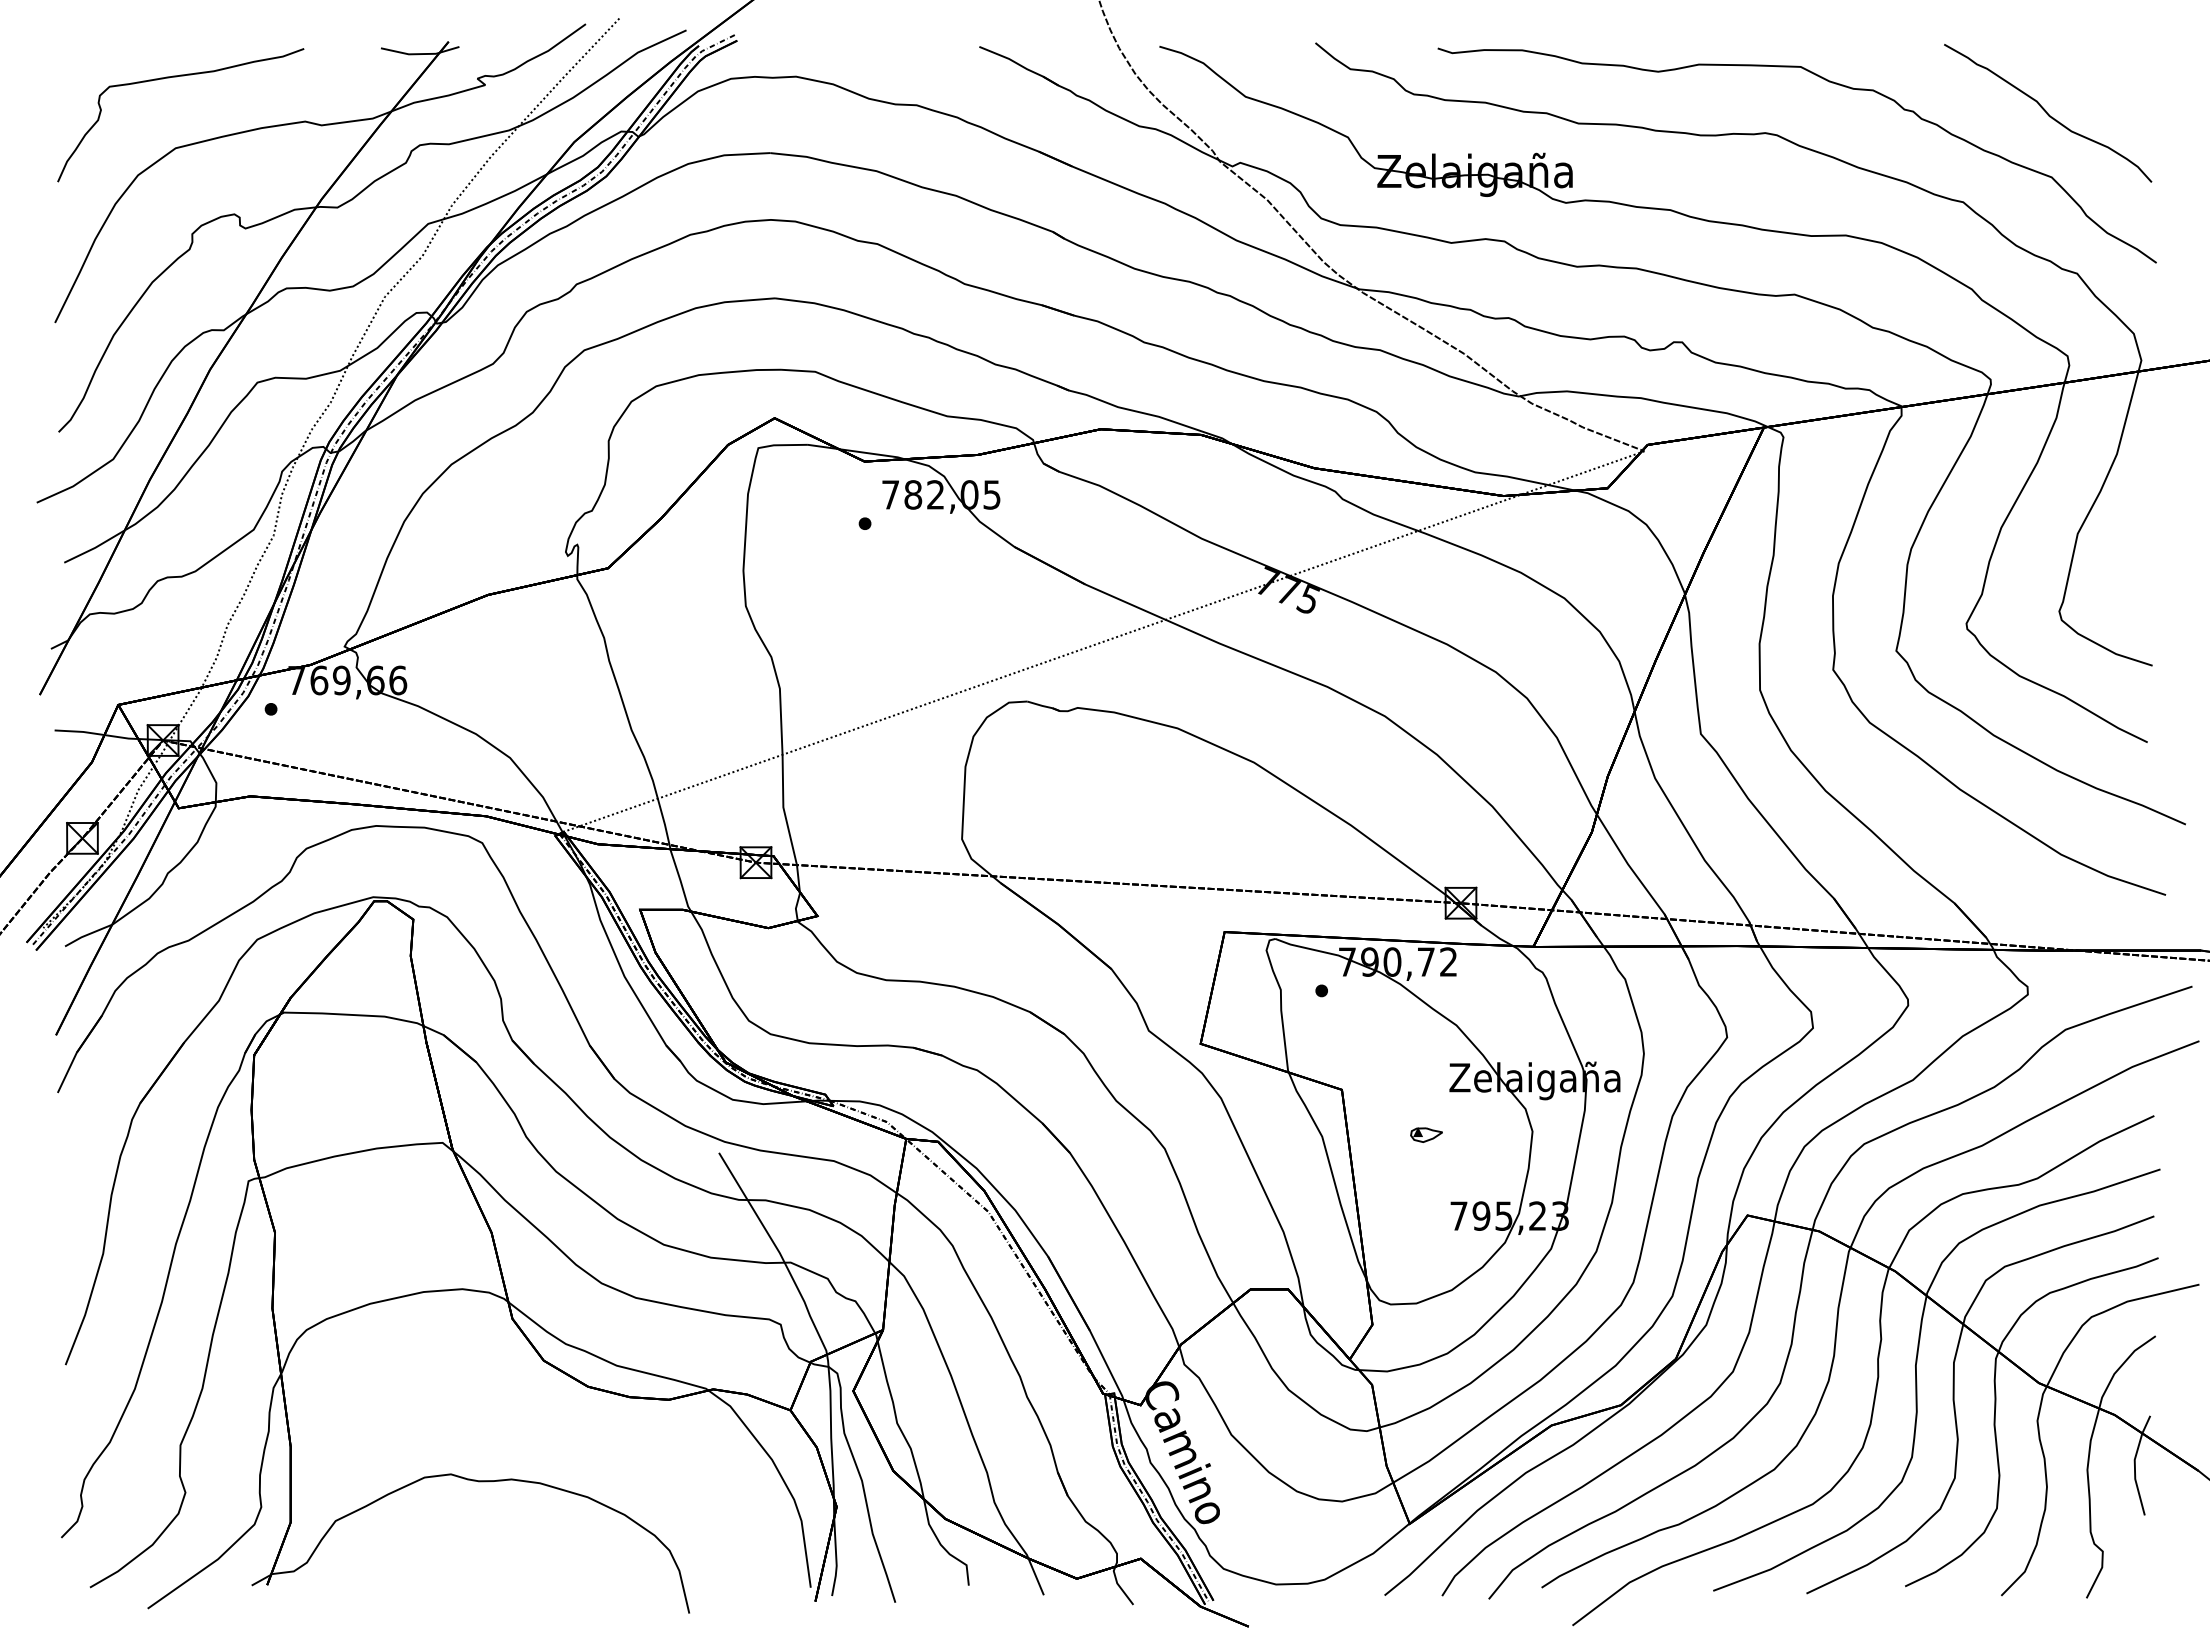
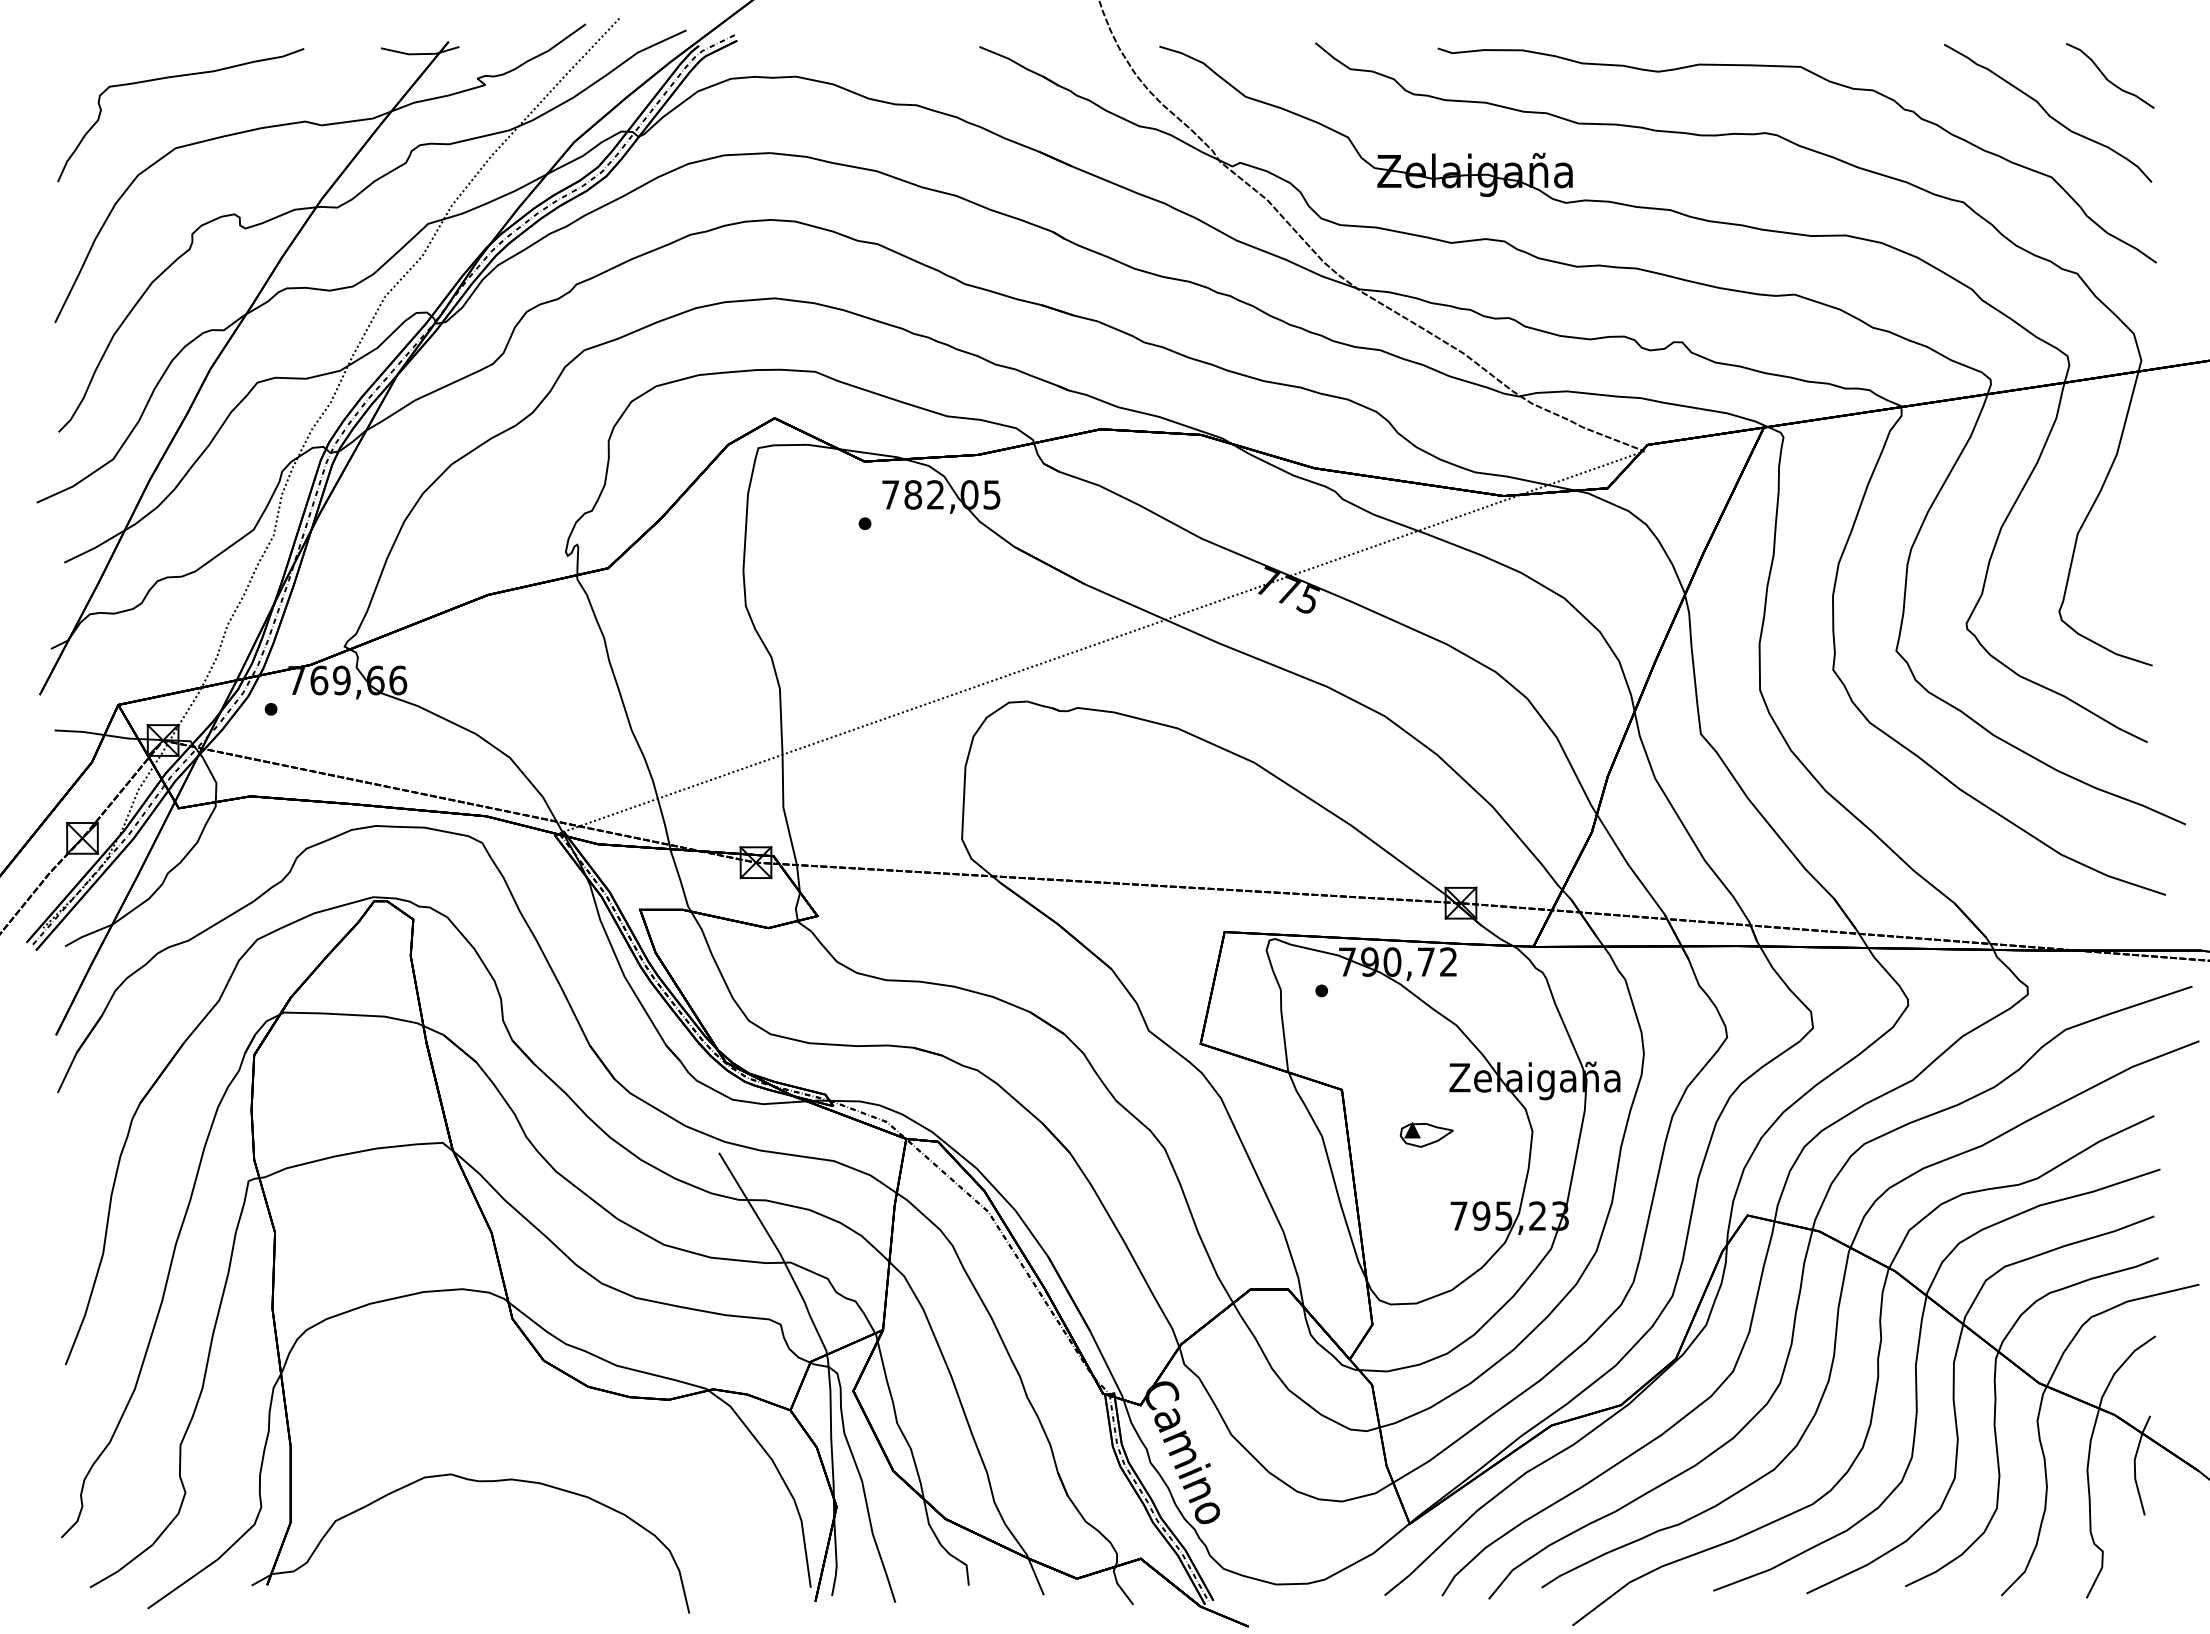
curve: none -> present (2107, 78)
part size: 33x16 px -> 55x26 px (1426, 1134)
